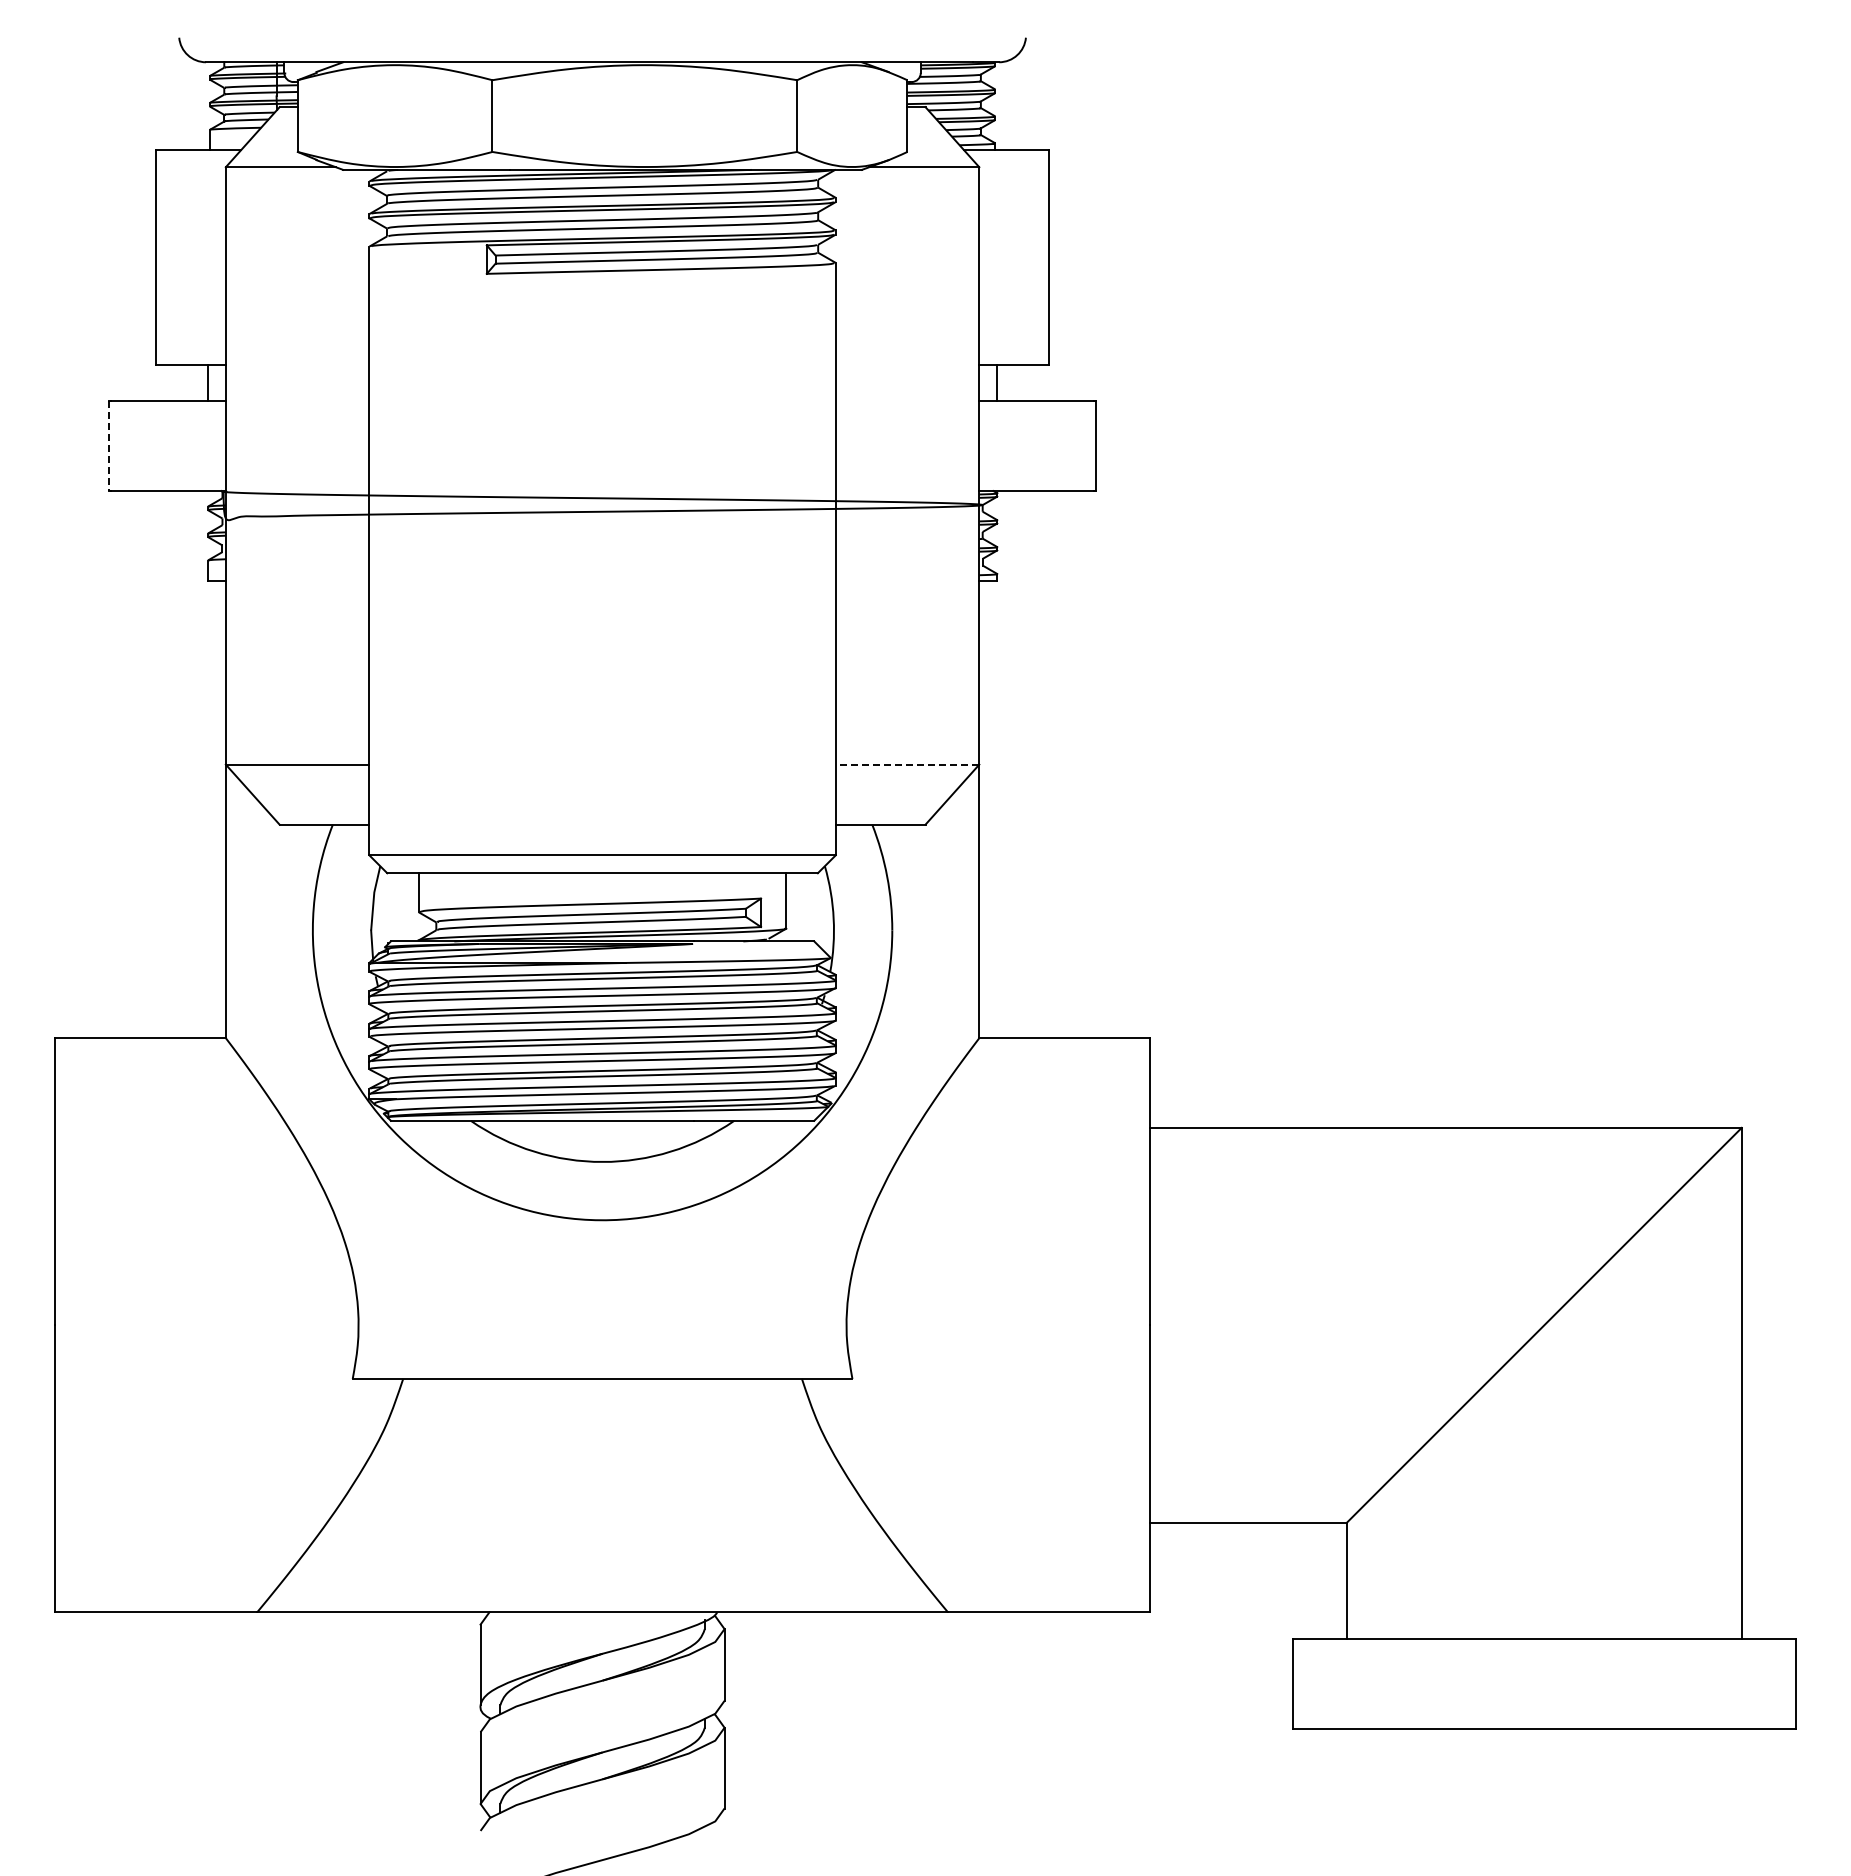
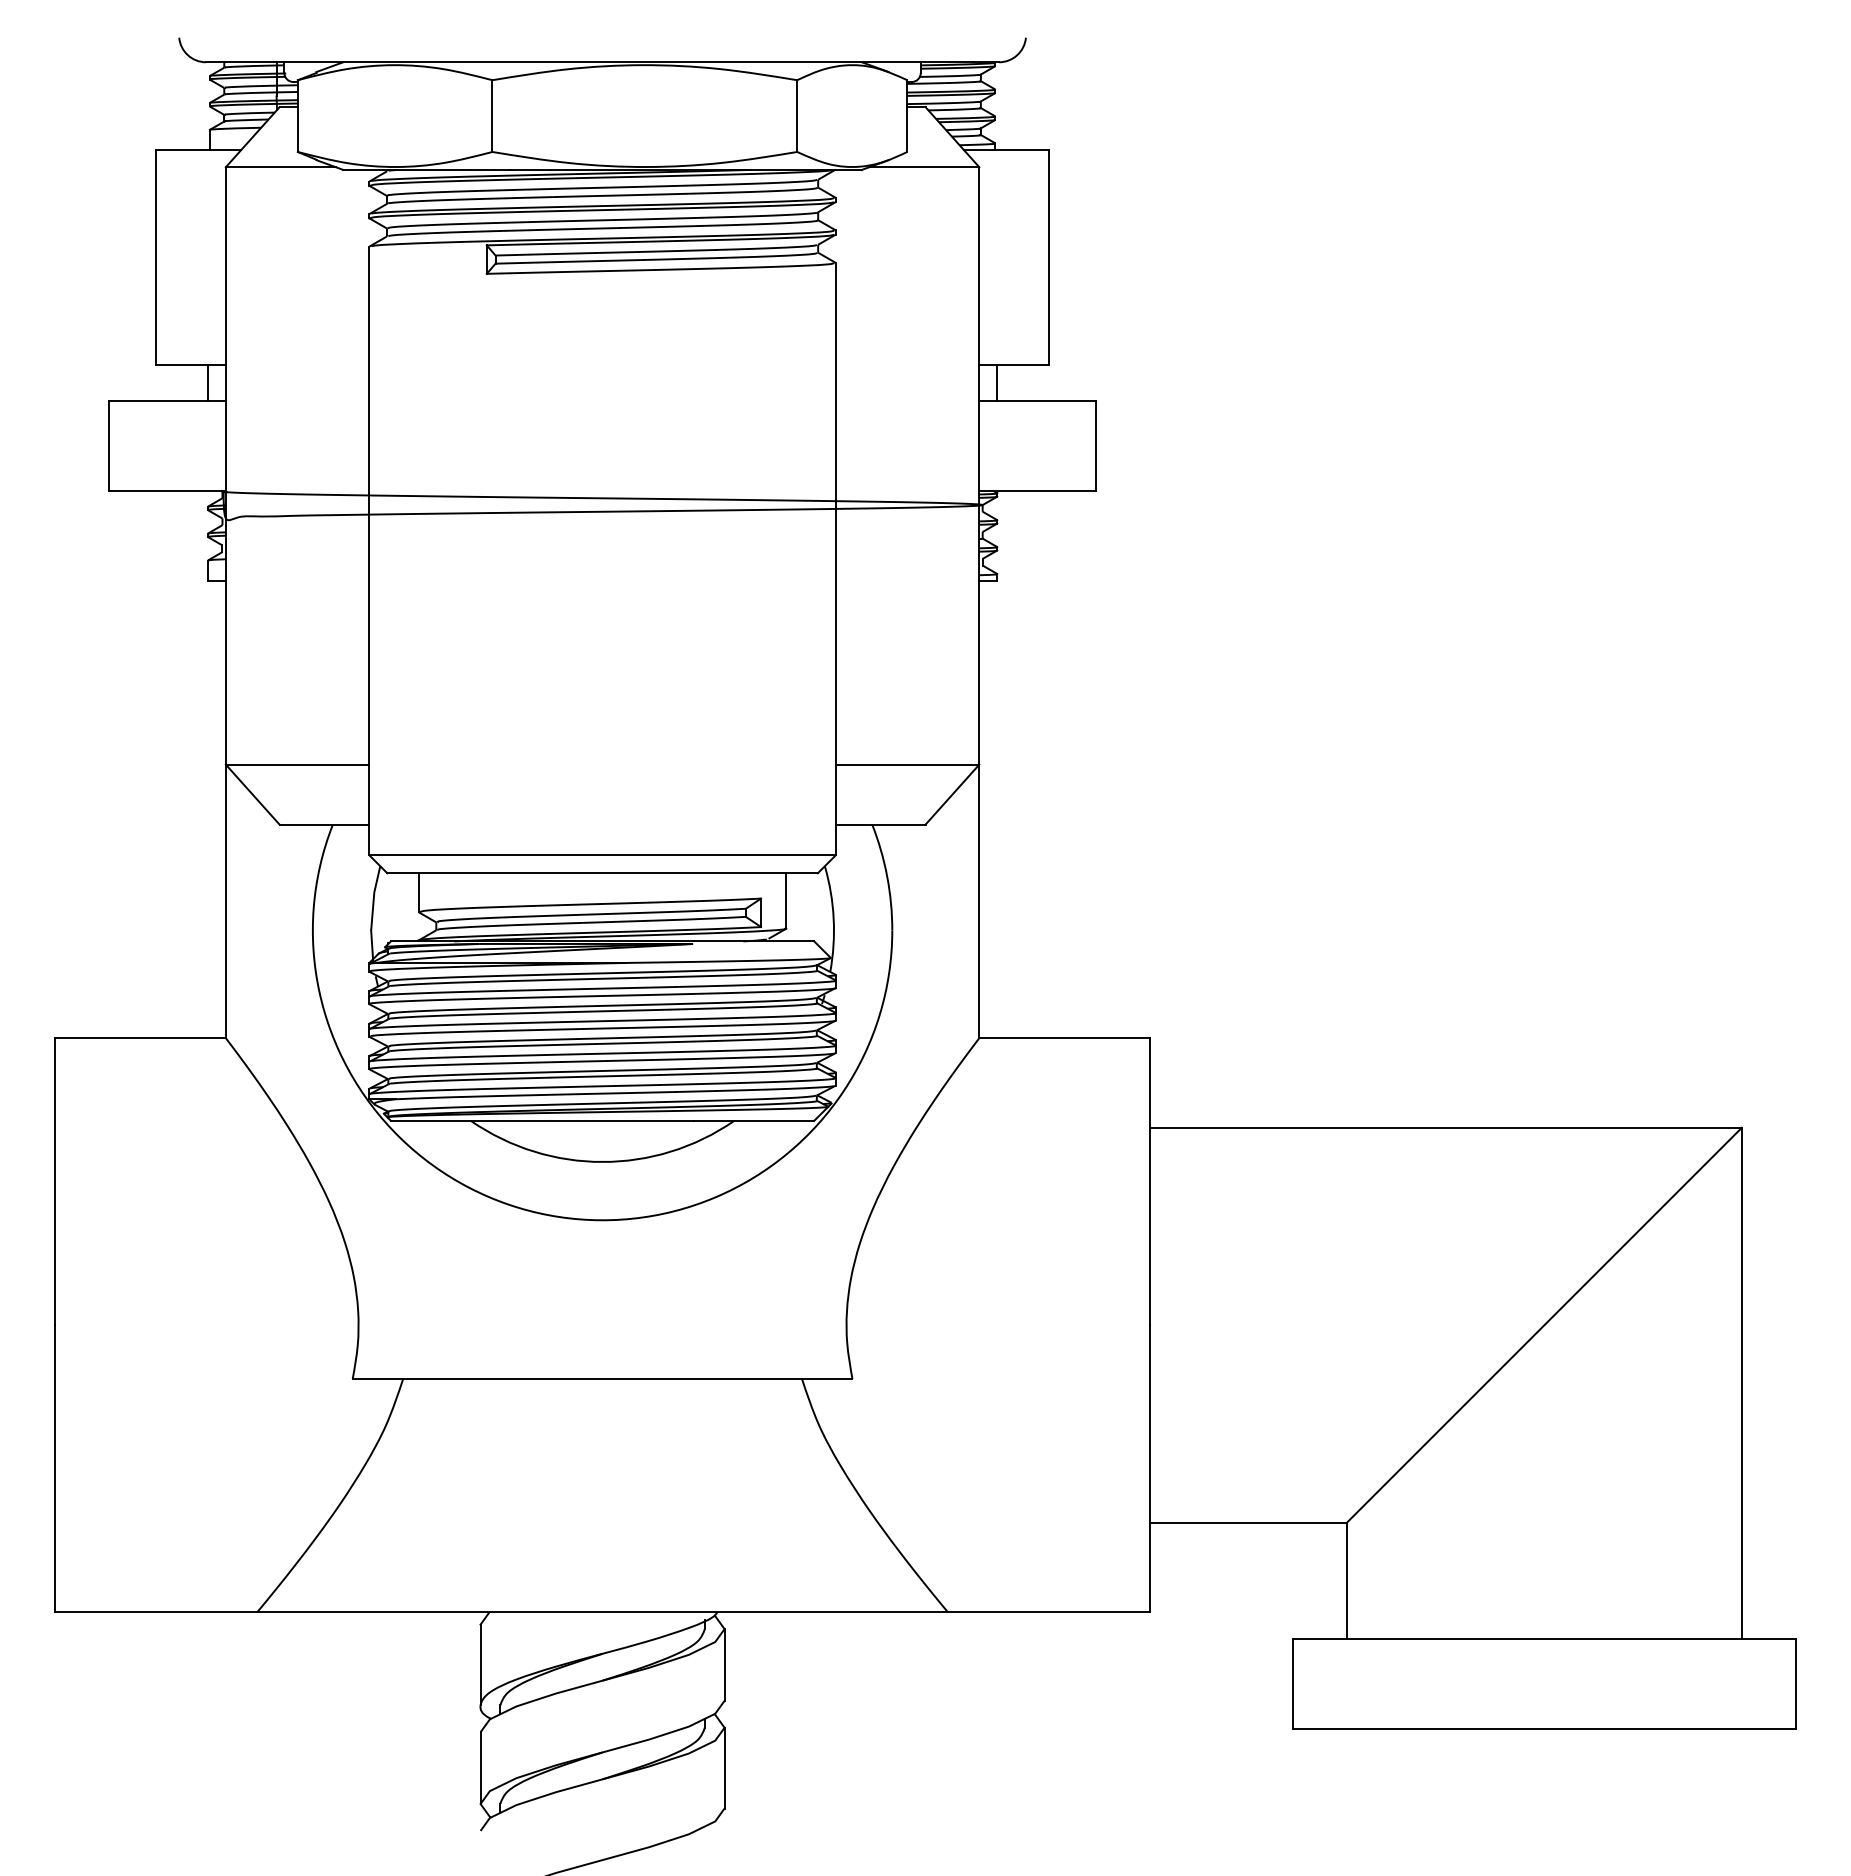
line: dashed -> solid (109, 446)
line: dashed -> solid (907, 764)
